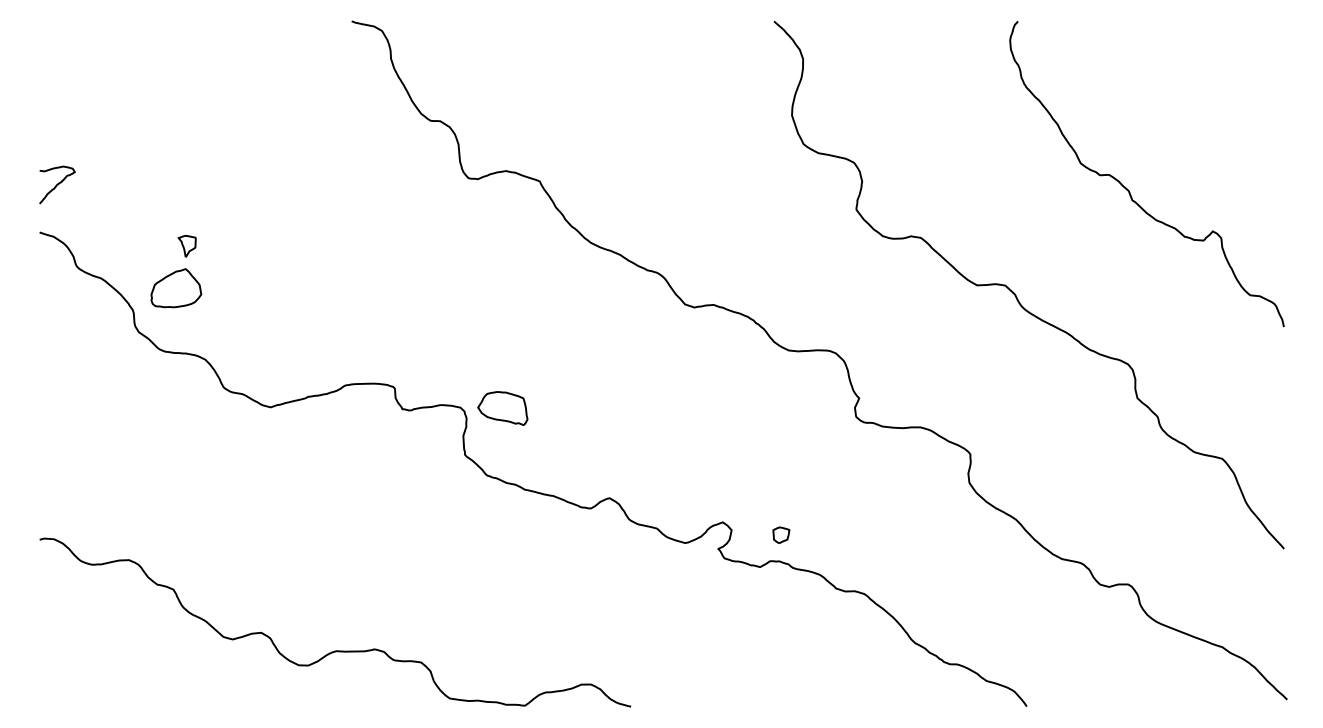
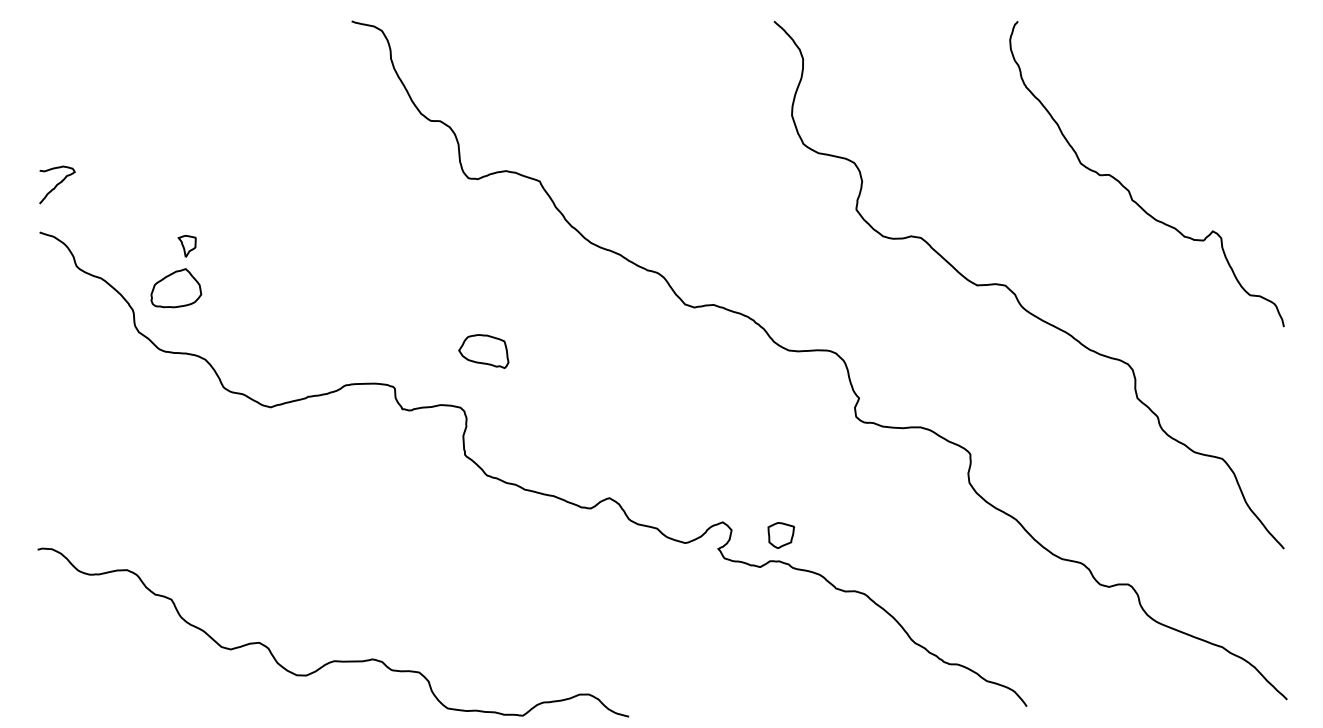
part position: (502, 408) -> (483, 351) (483, 351)
part size: 19x18 px -> 29x27 px (781, 535)
curve position: (335, 650) -> (333, 660) (333, 660)
